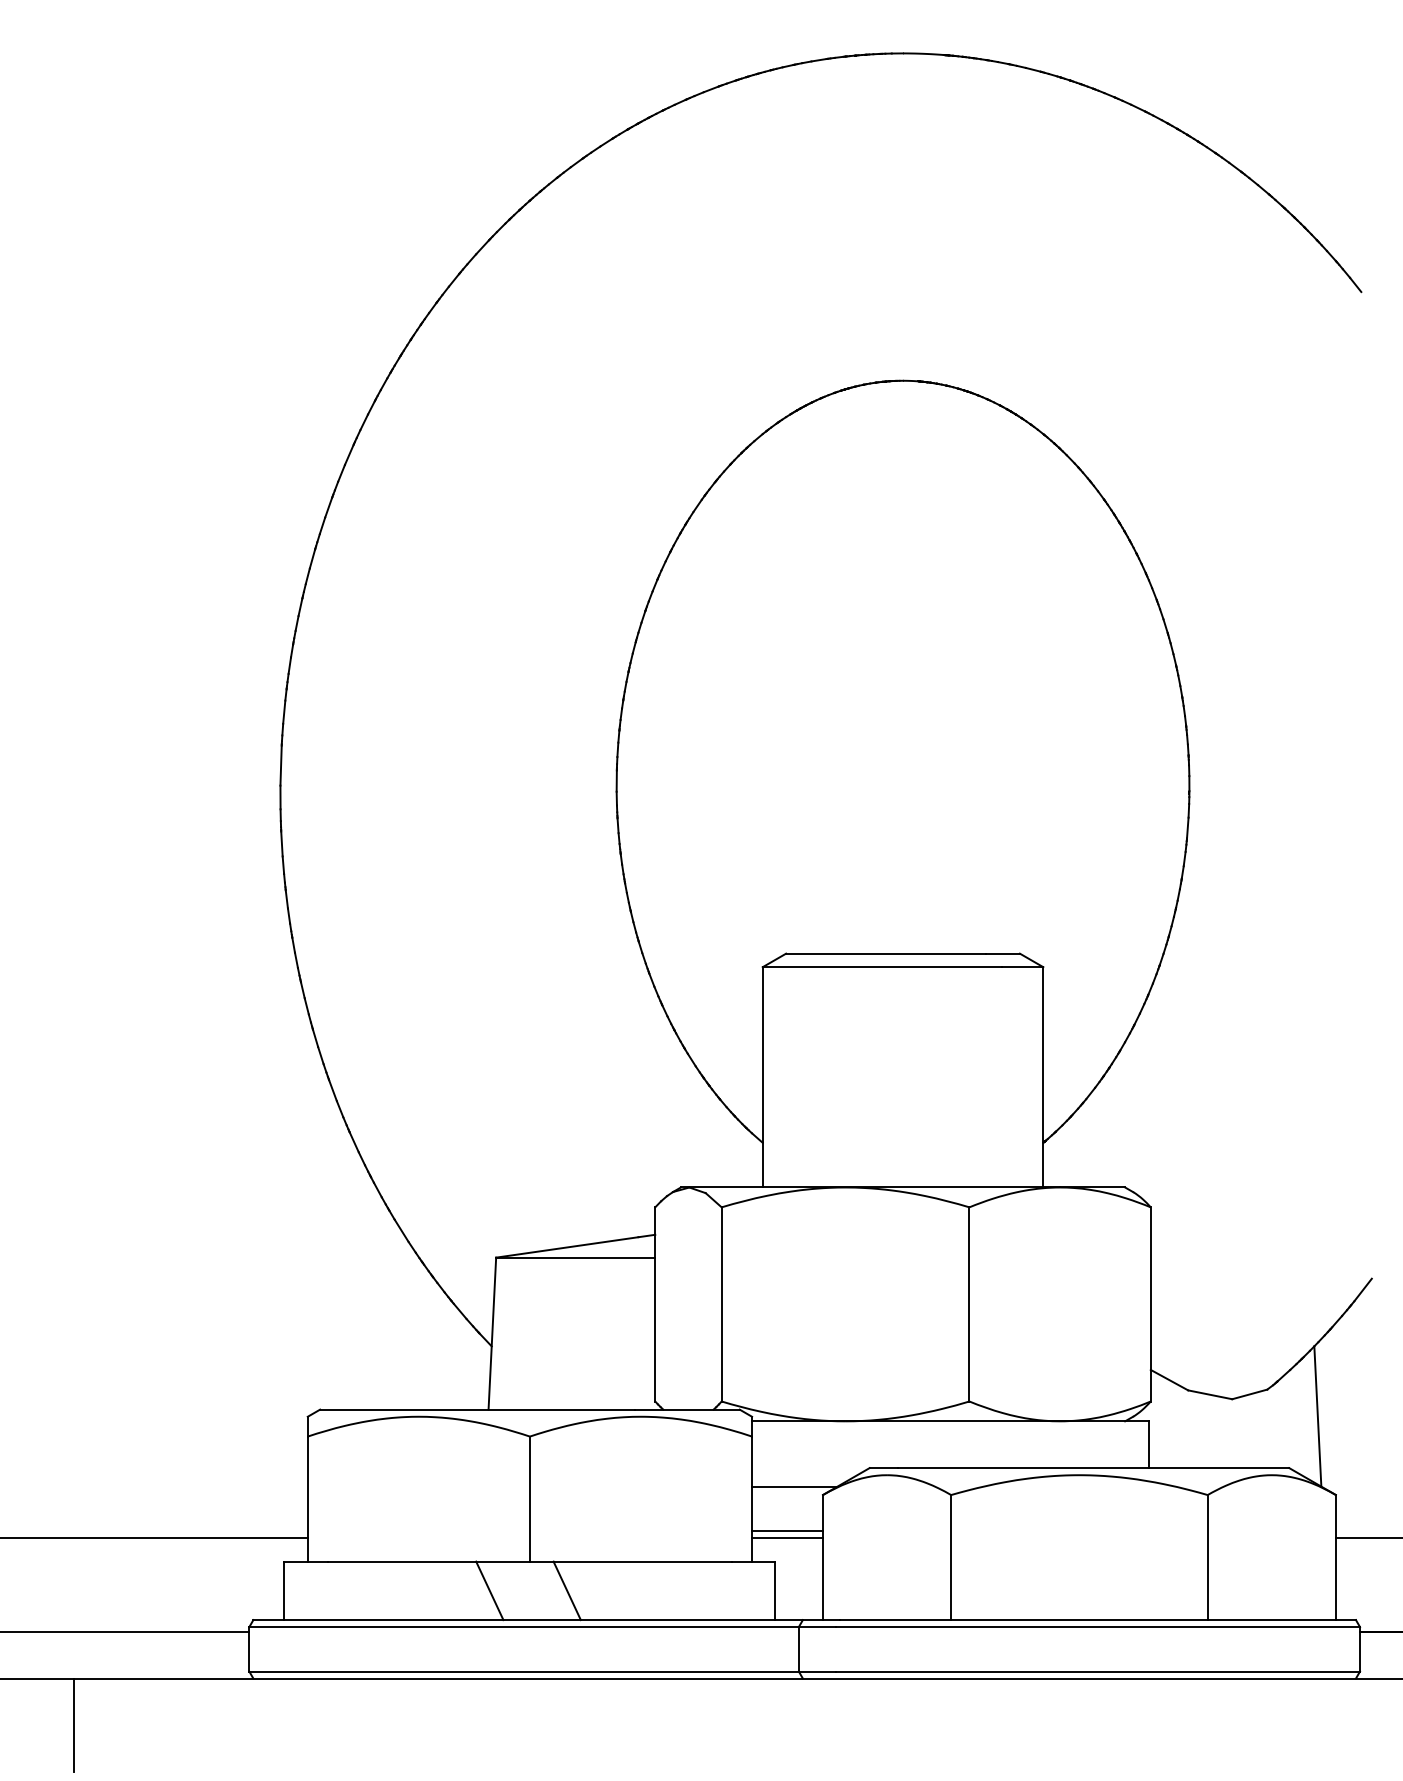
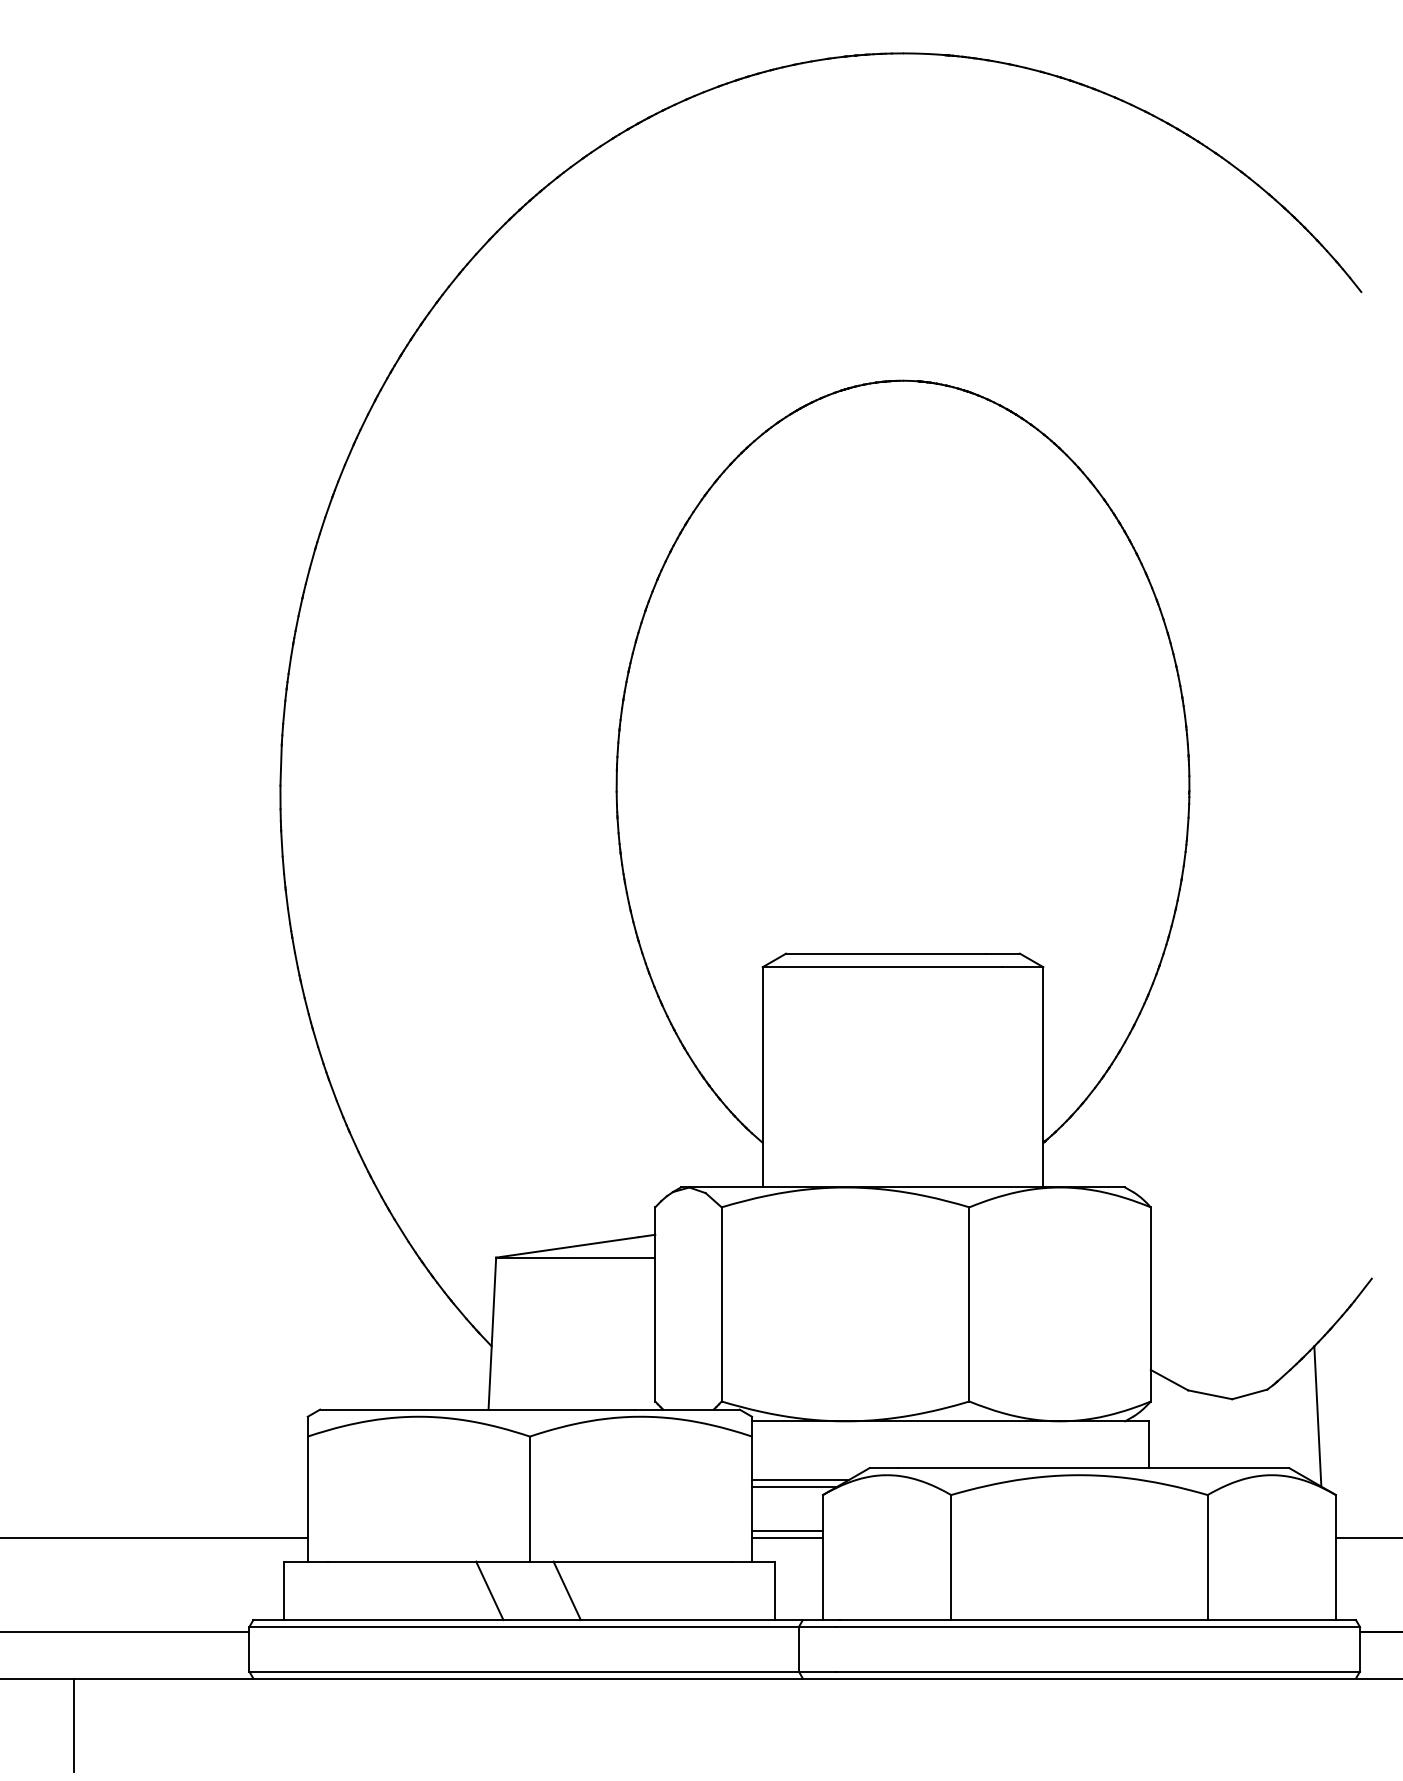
line: none -> present (800, 1479)
